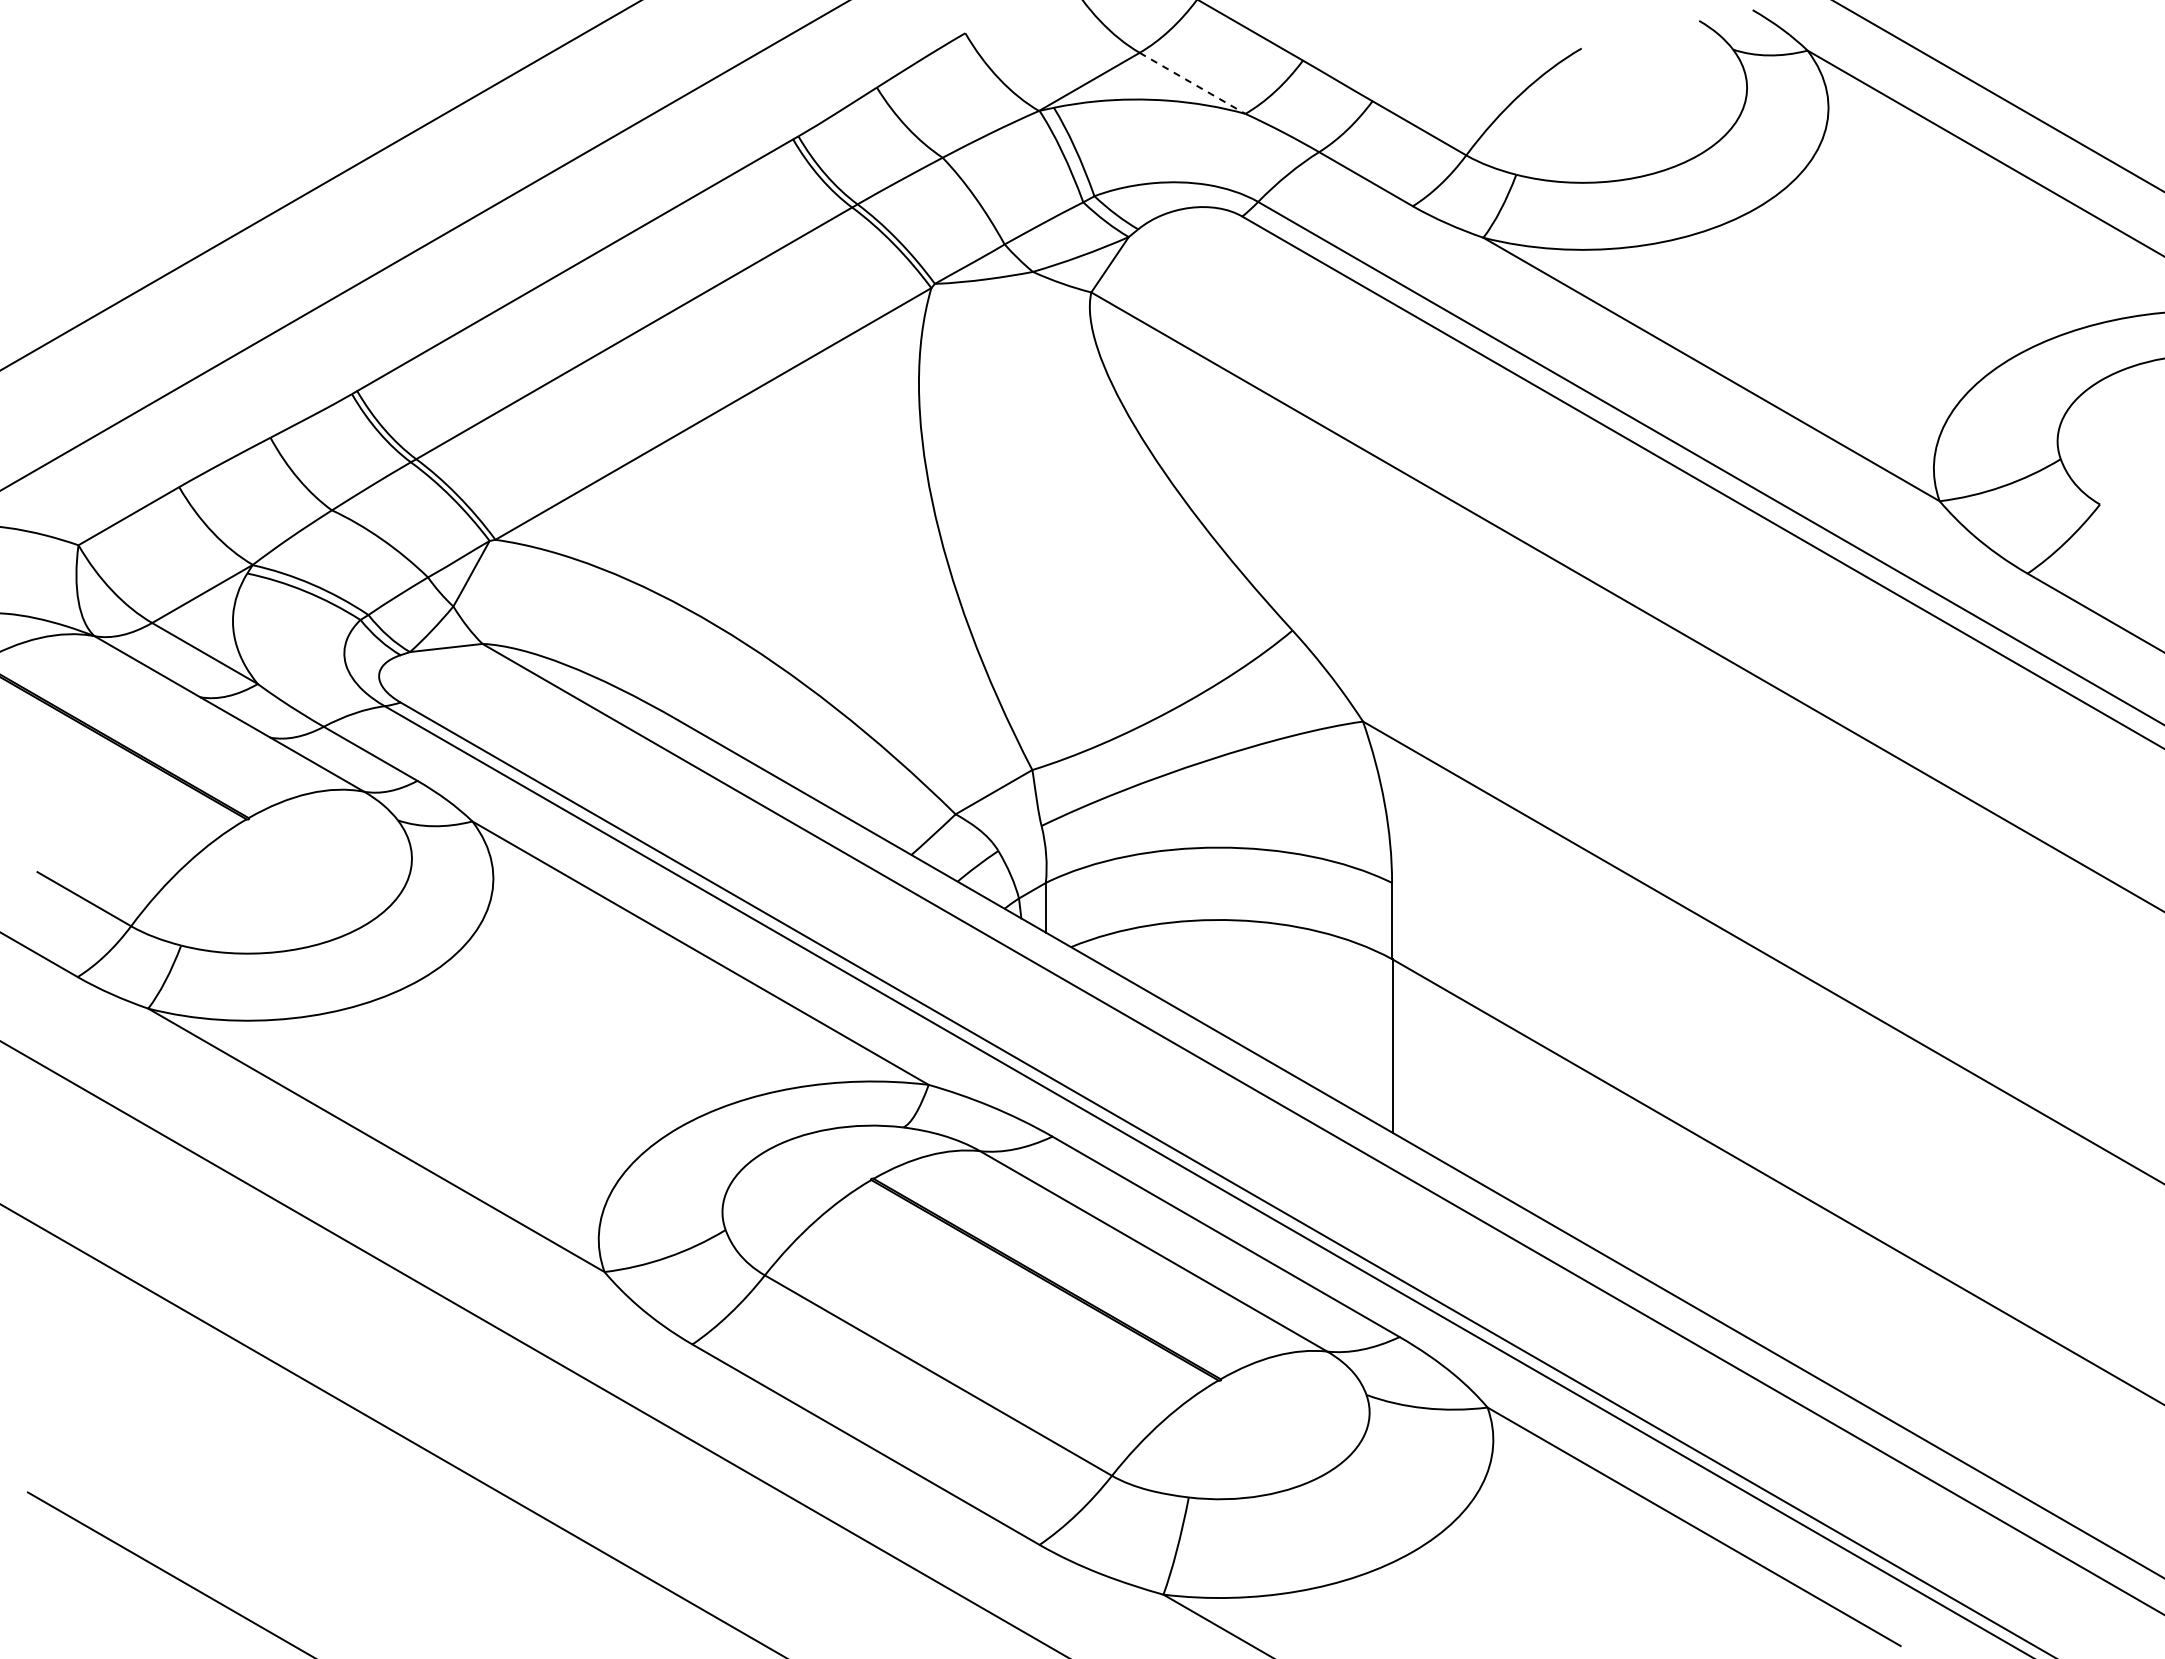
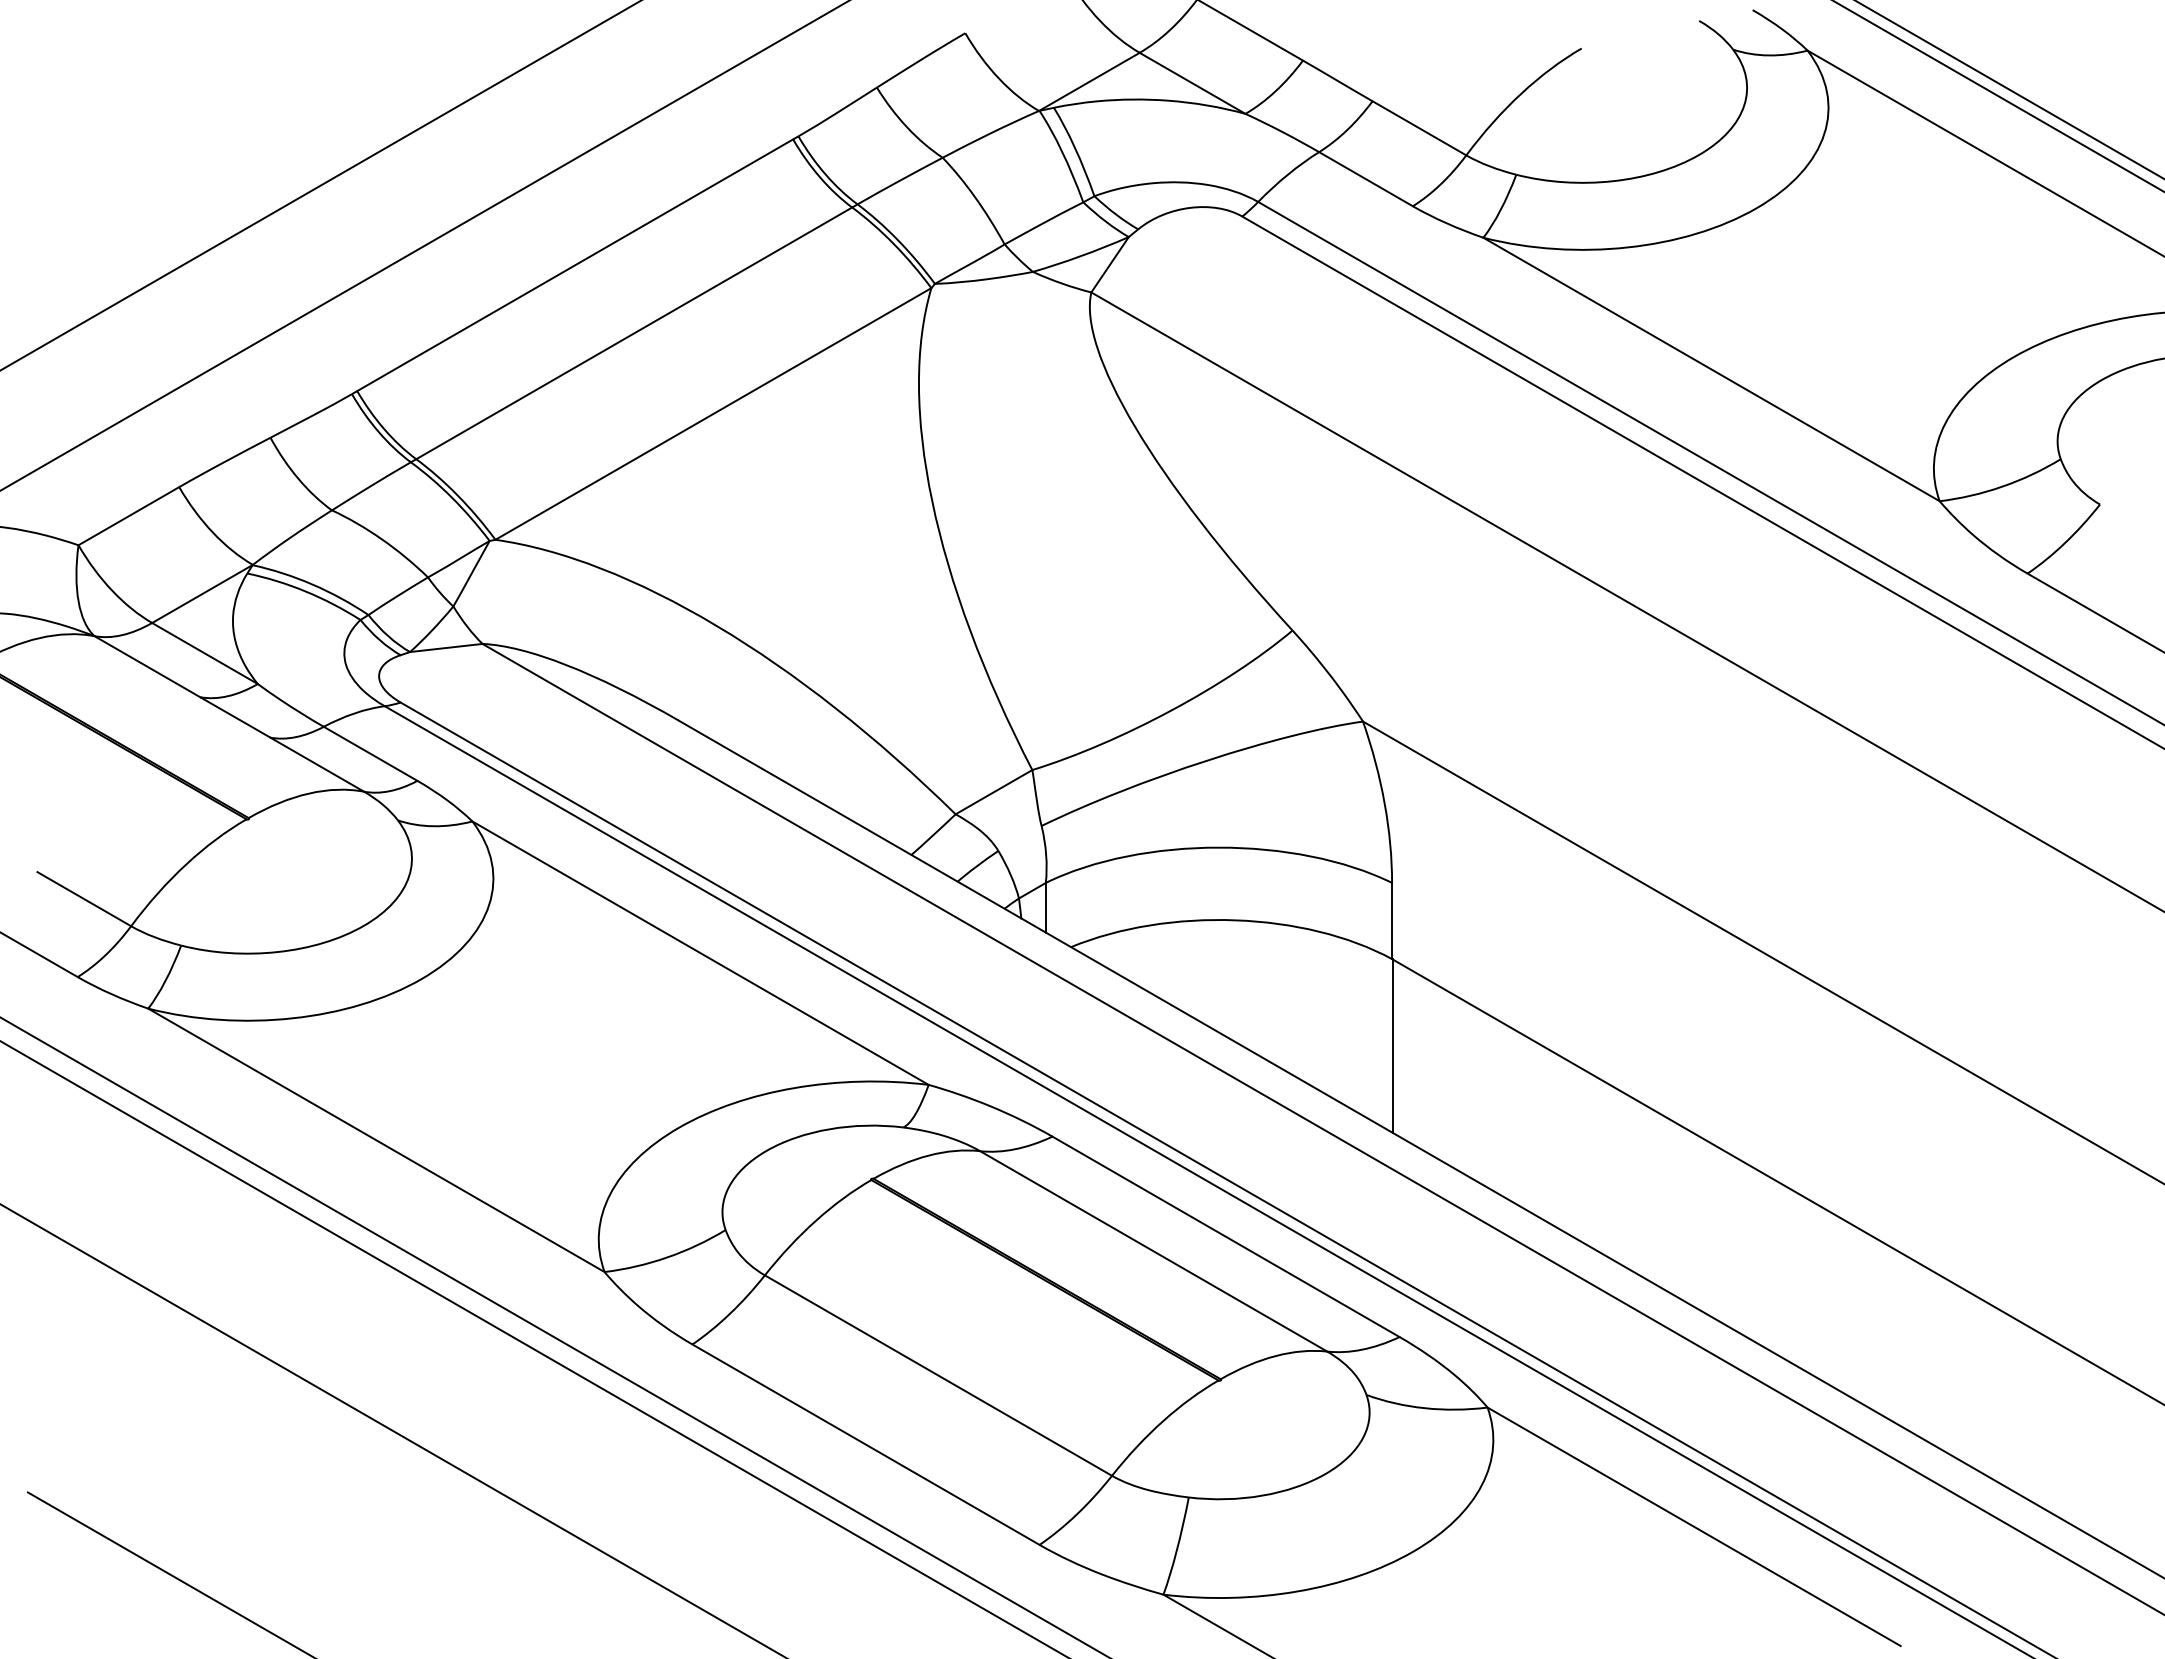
line: dashed -> solid (1193, 83)
line: none -> present (2009, 89)
line: none -> present (554, 1336)
